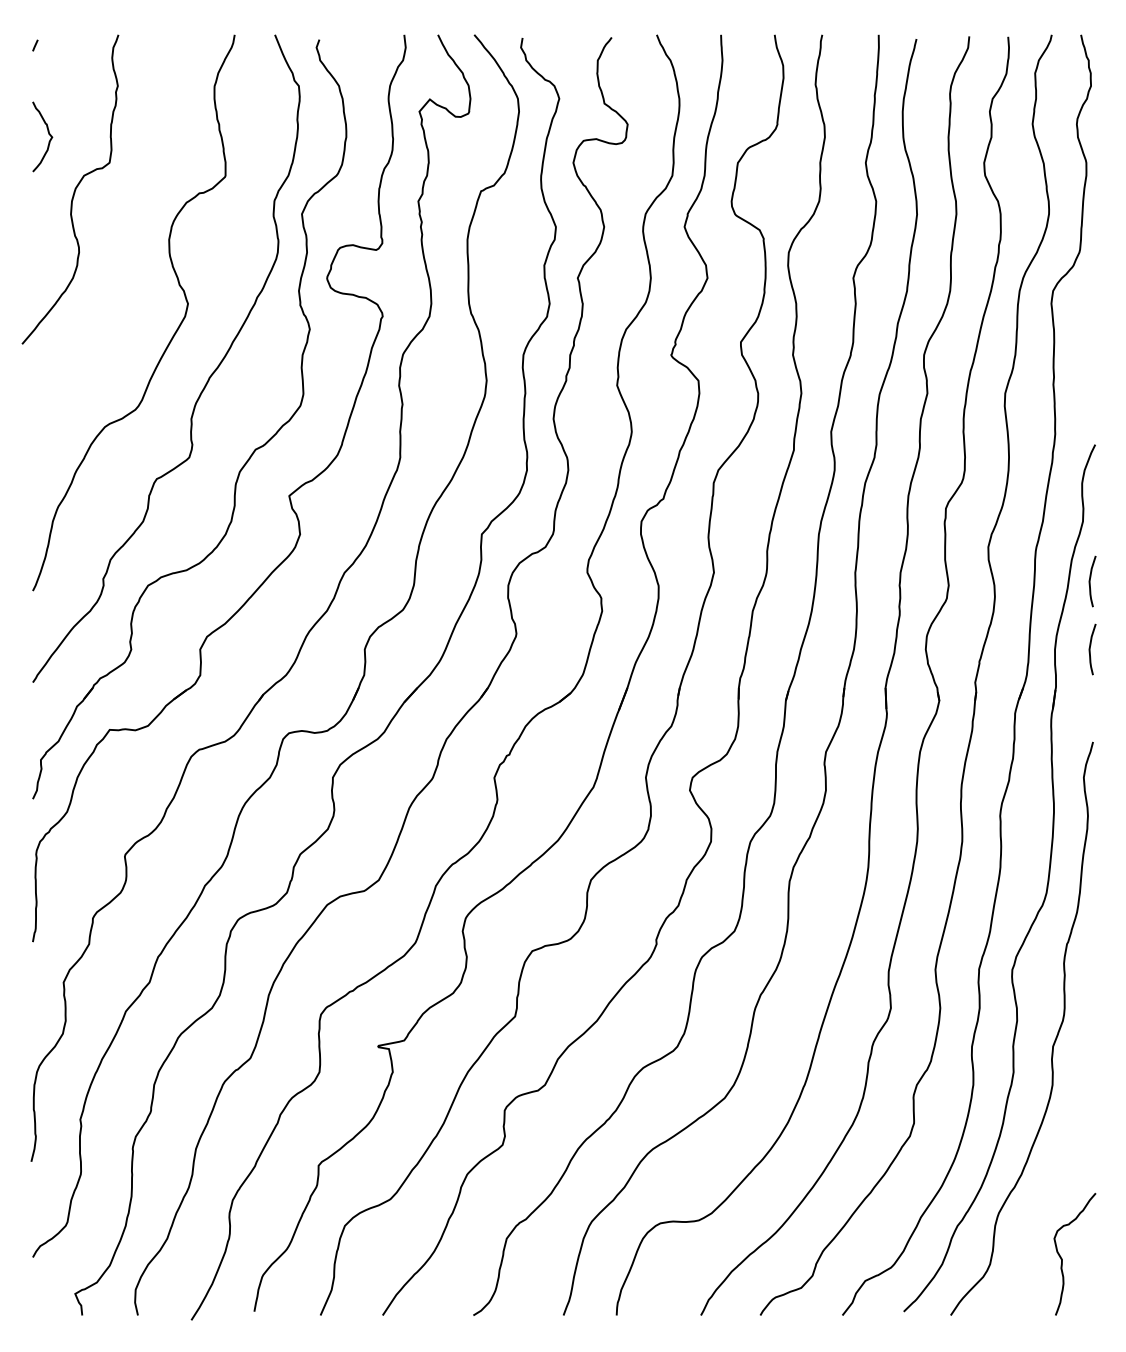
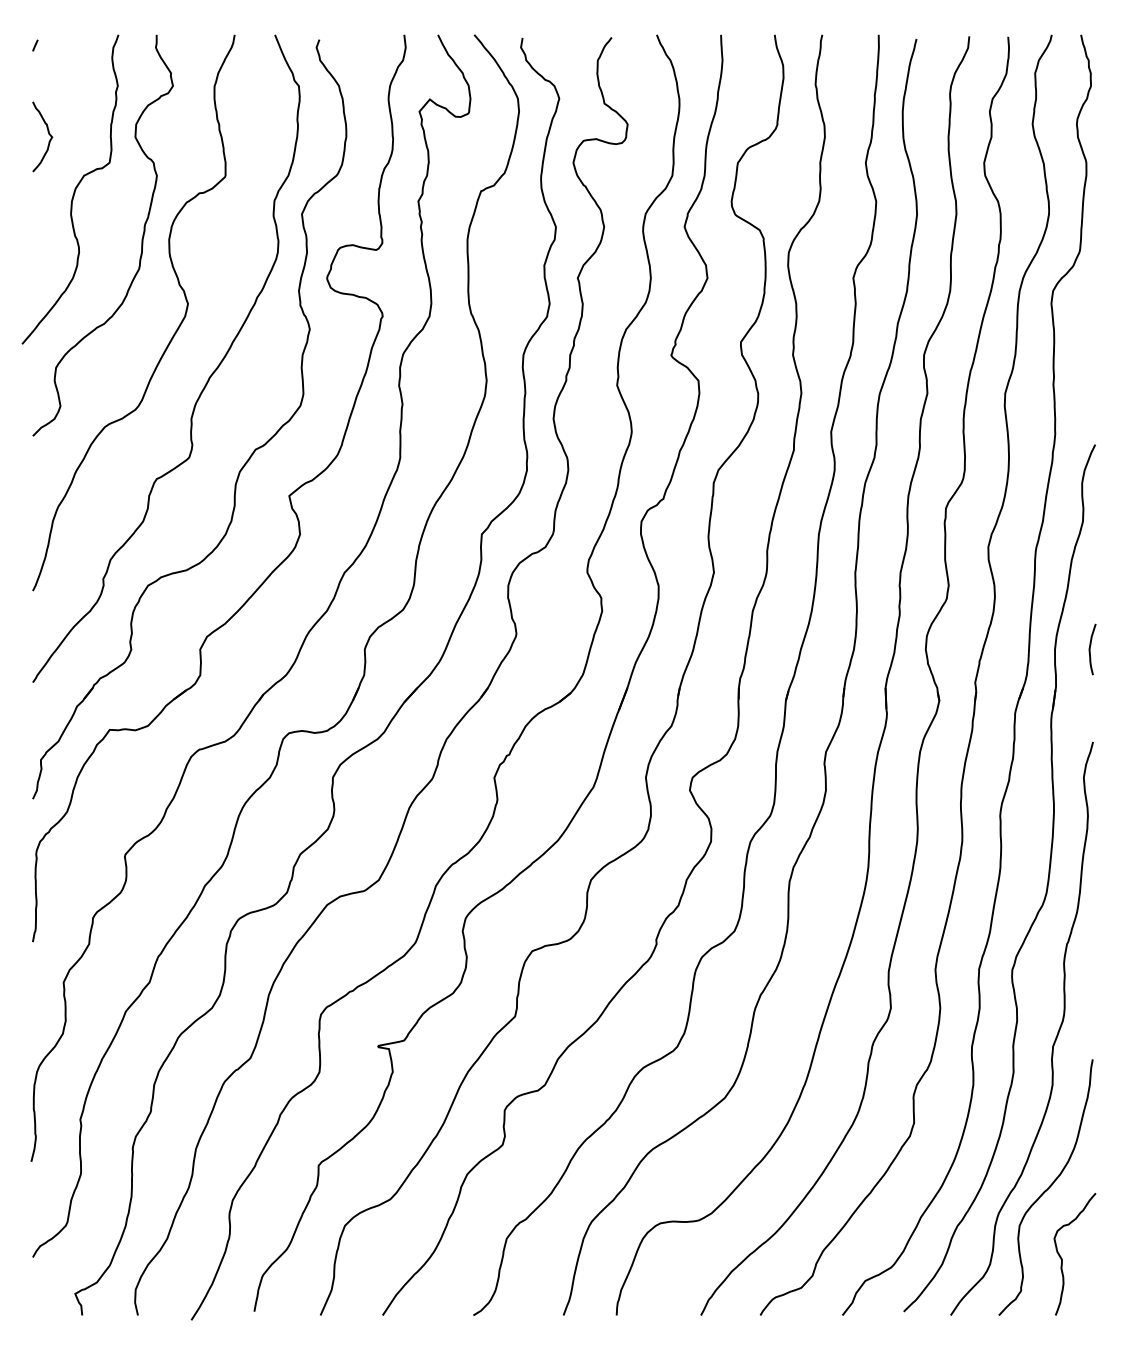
curve: none -> present (141, 239)
curve: present -> none (1090, 581)
curve: none -> present (1045, 1189)
